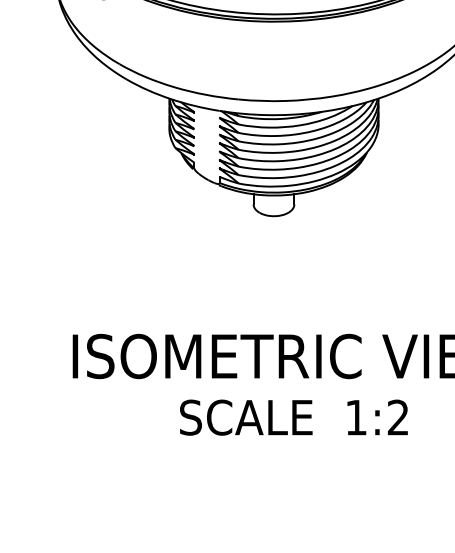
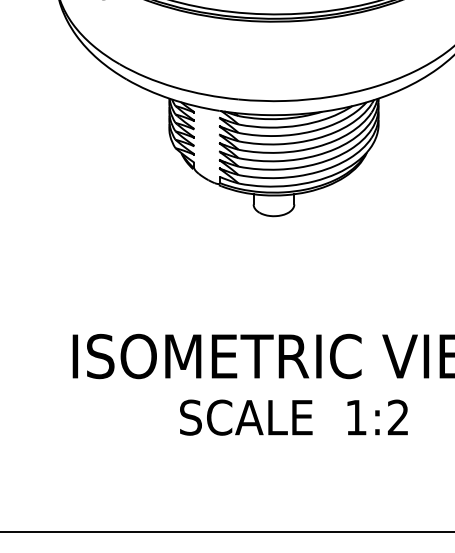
line: none -> present (226, 531)
